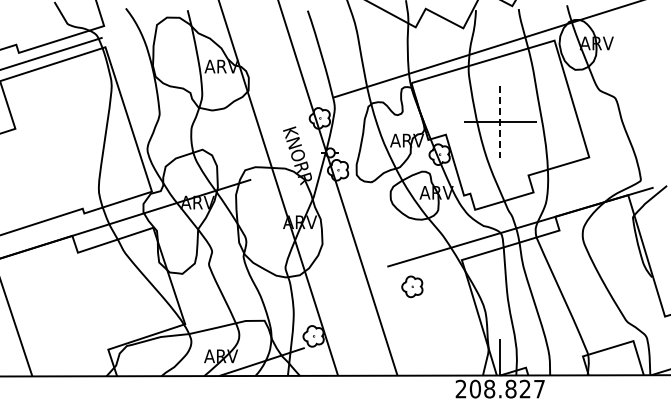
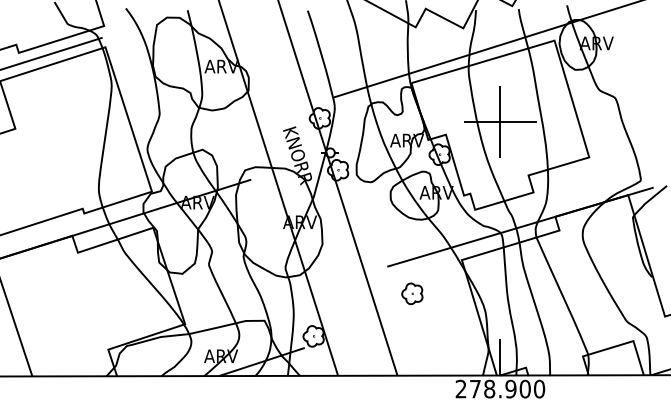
line: dashed -> solid (500, 122)
part position: (412, 286) -> (412, 293) (412, 293)
text: 208.827 -> 278.900 (507, 388)
